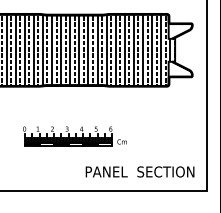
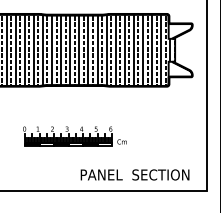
text position: (139, 171) -> (134, 174) (134, 174)
